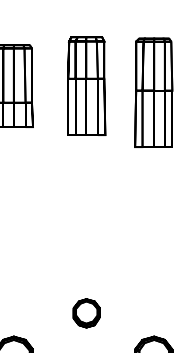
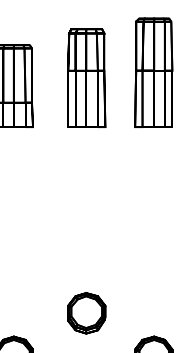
part position: (86, 85) -> (86, 77) (86, 77)
part position: (153, 92) -> (153, 72) (153, 72)
part size: 29x31 px -> 40x43 px (86, 313)
